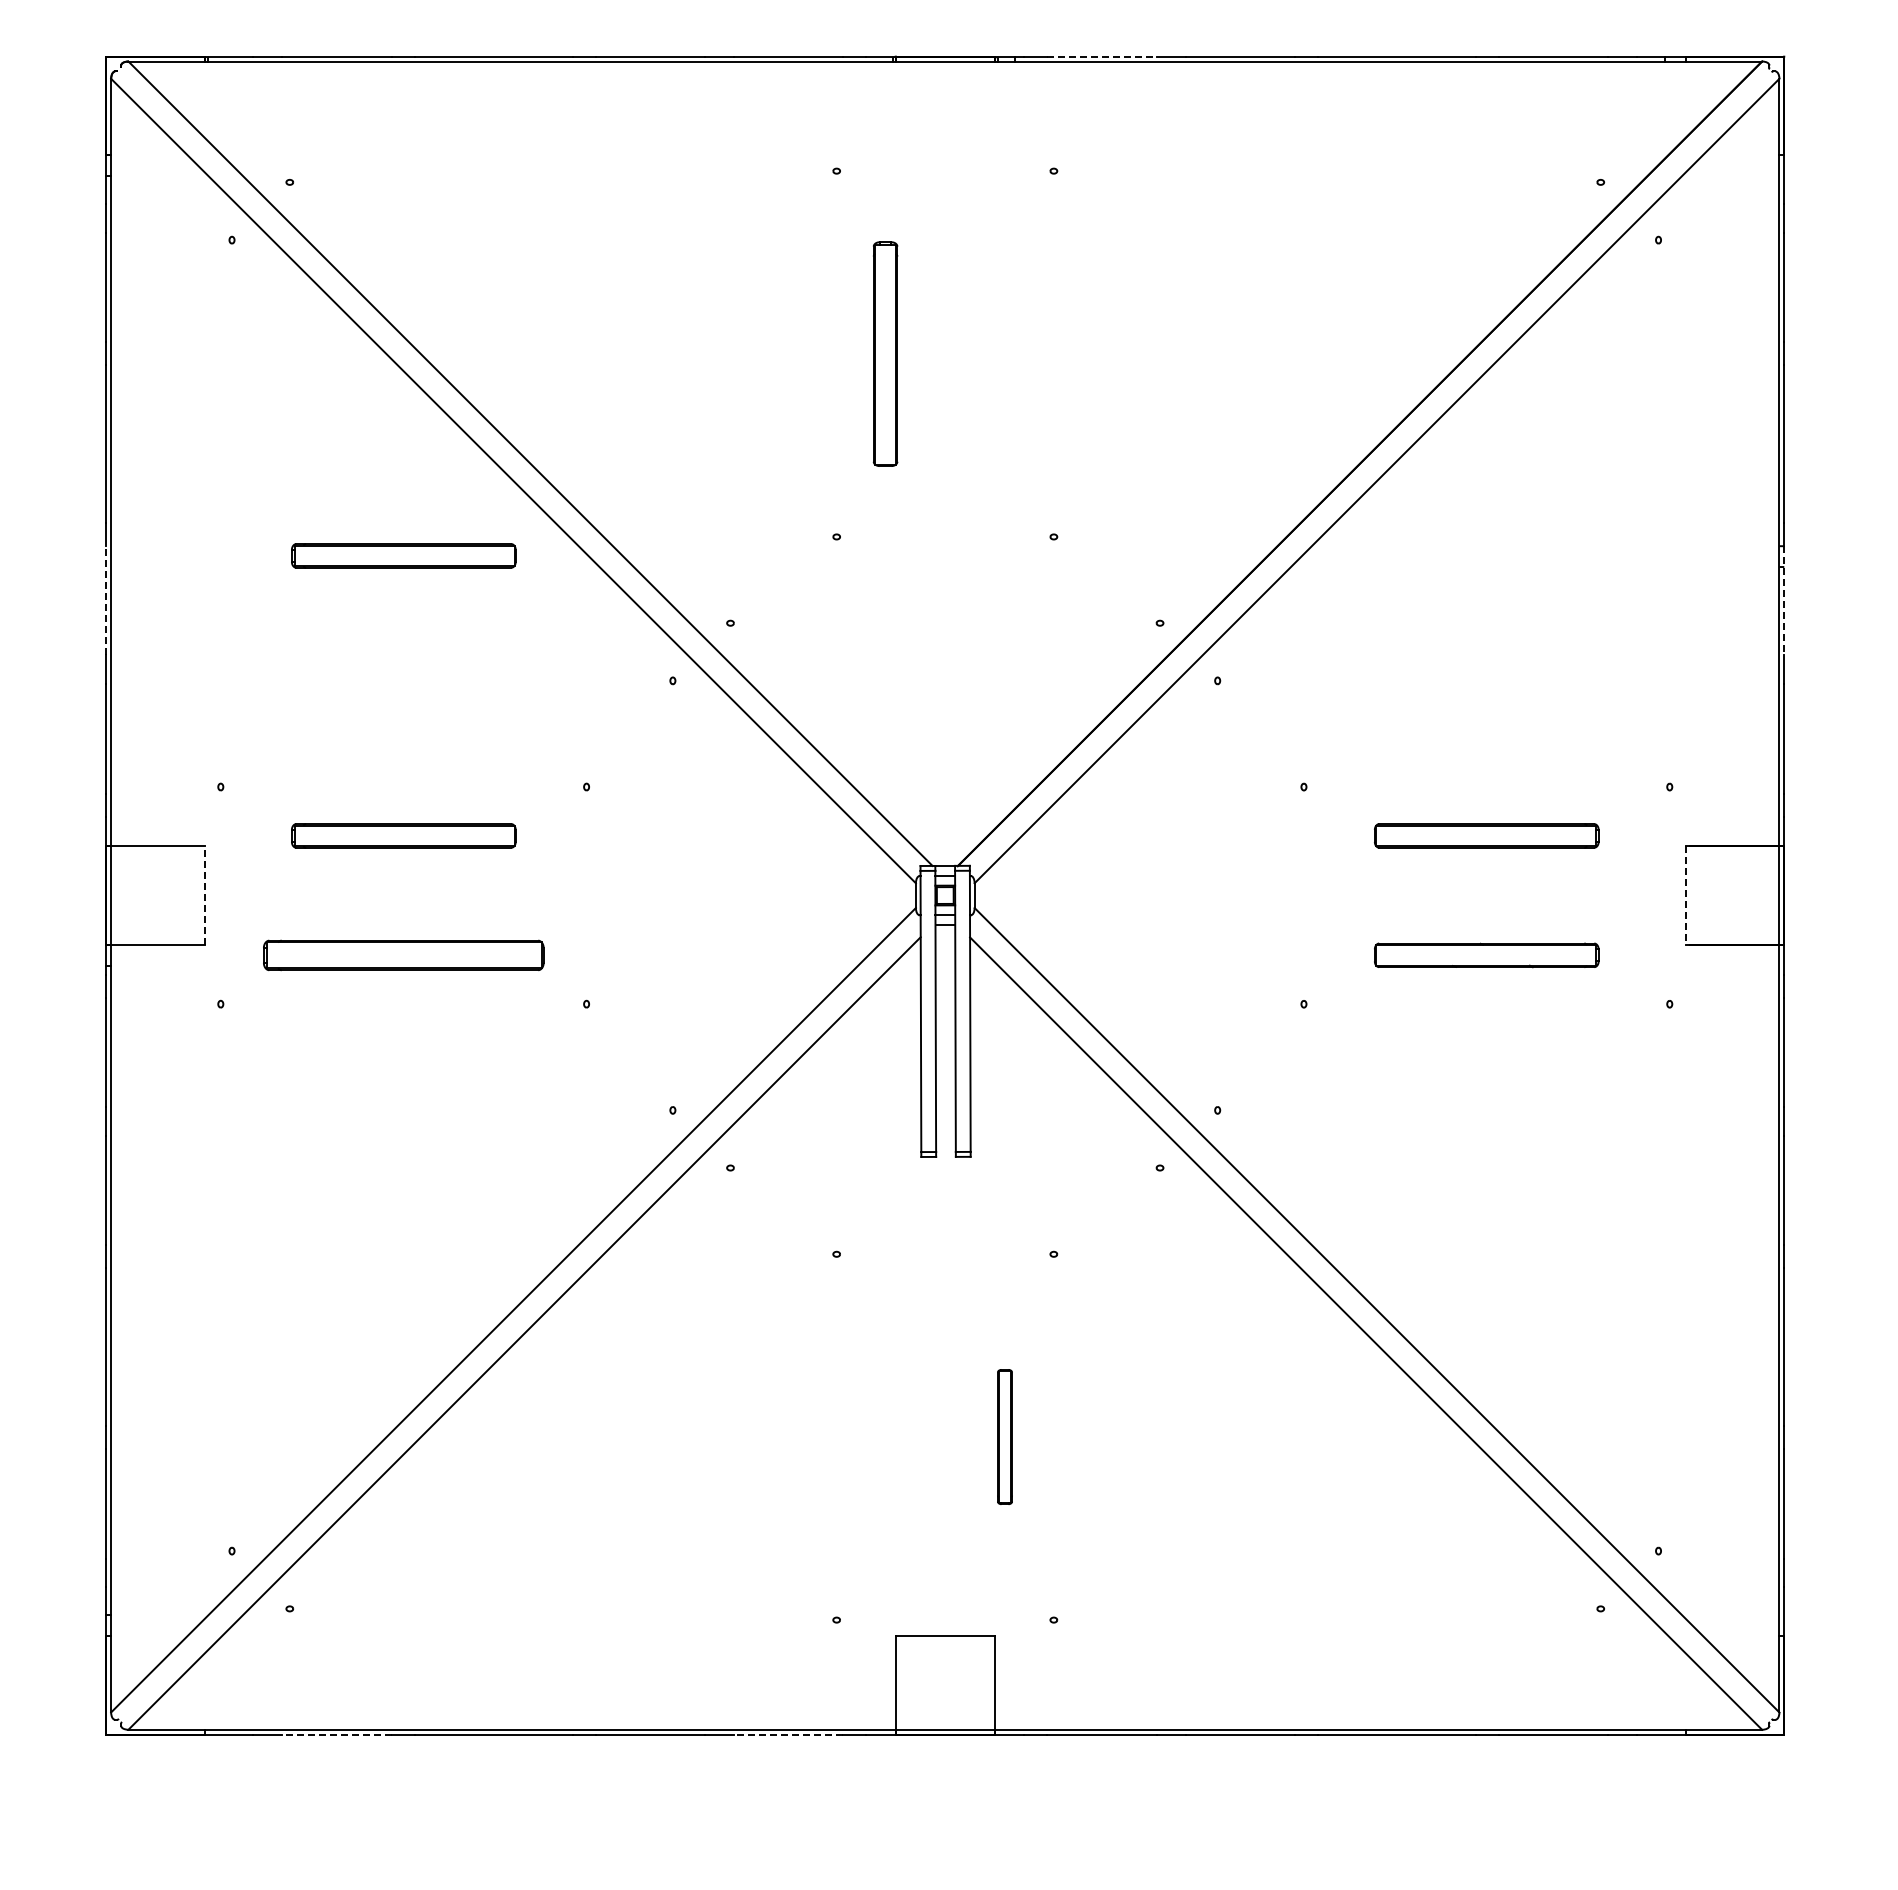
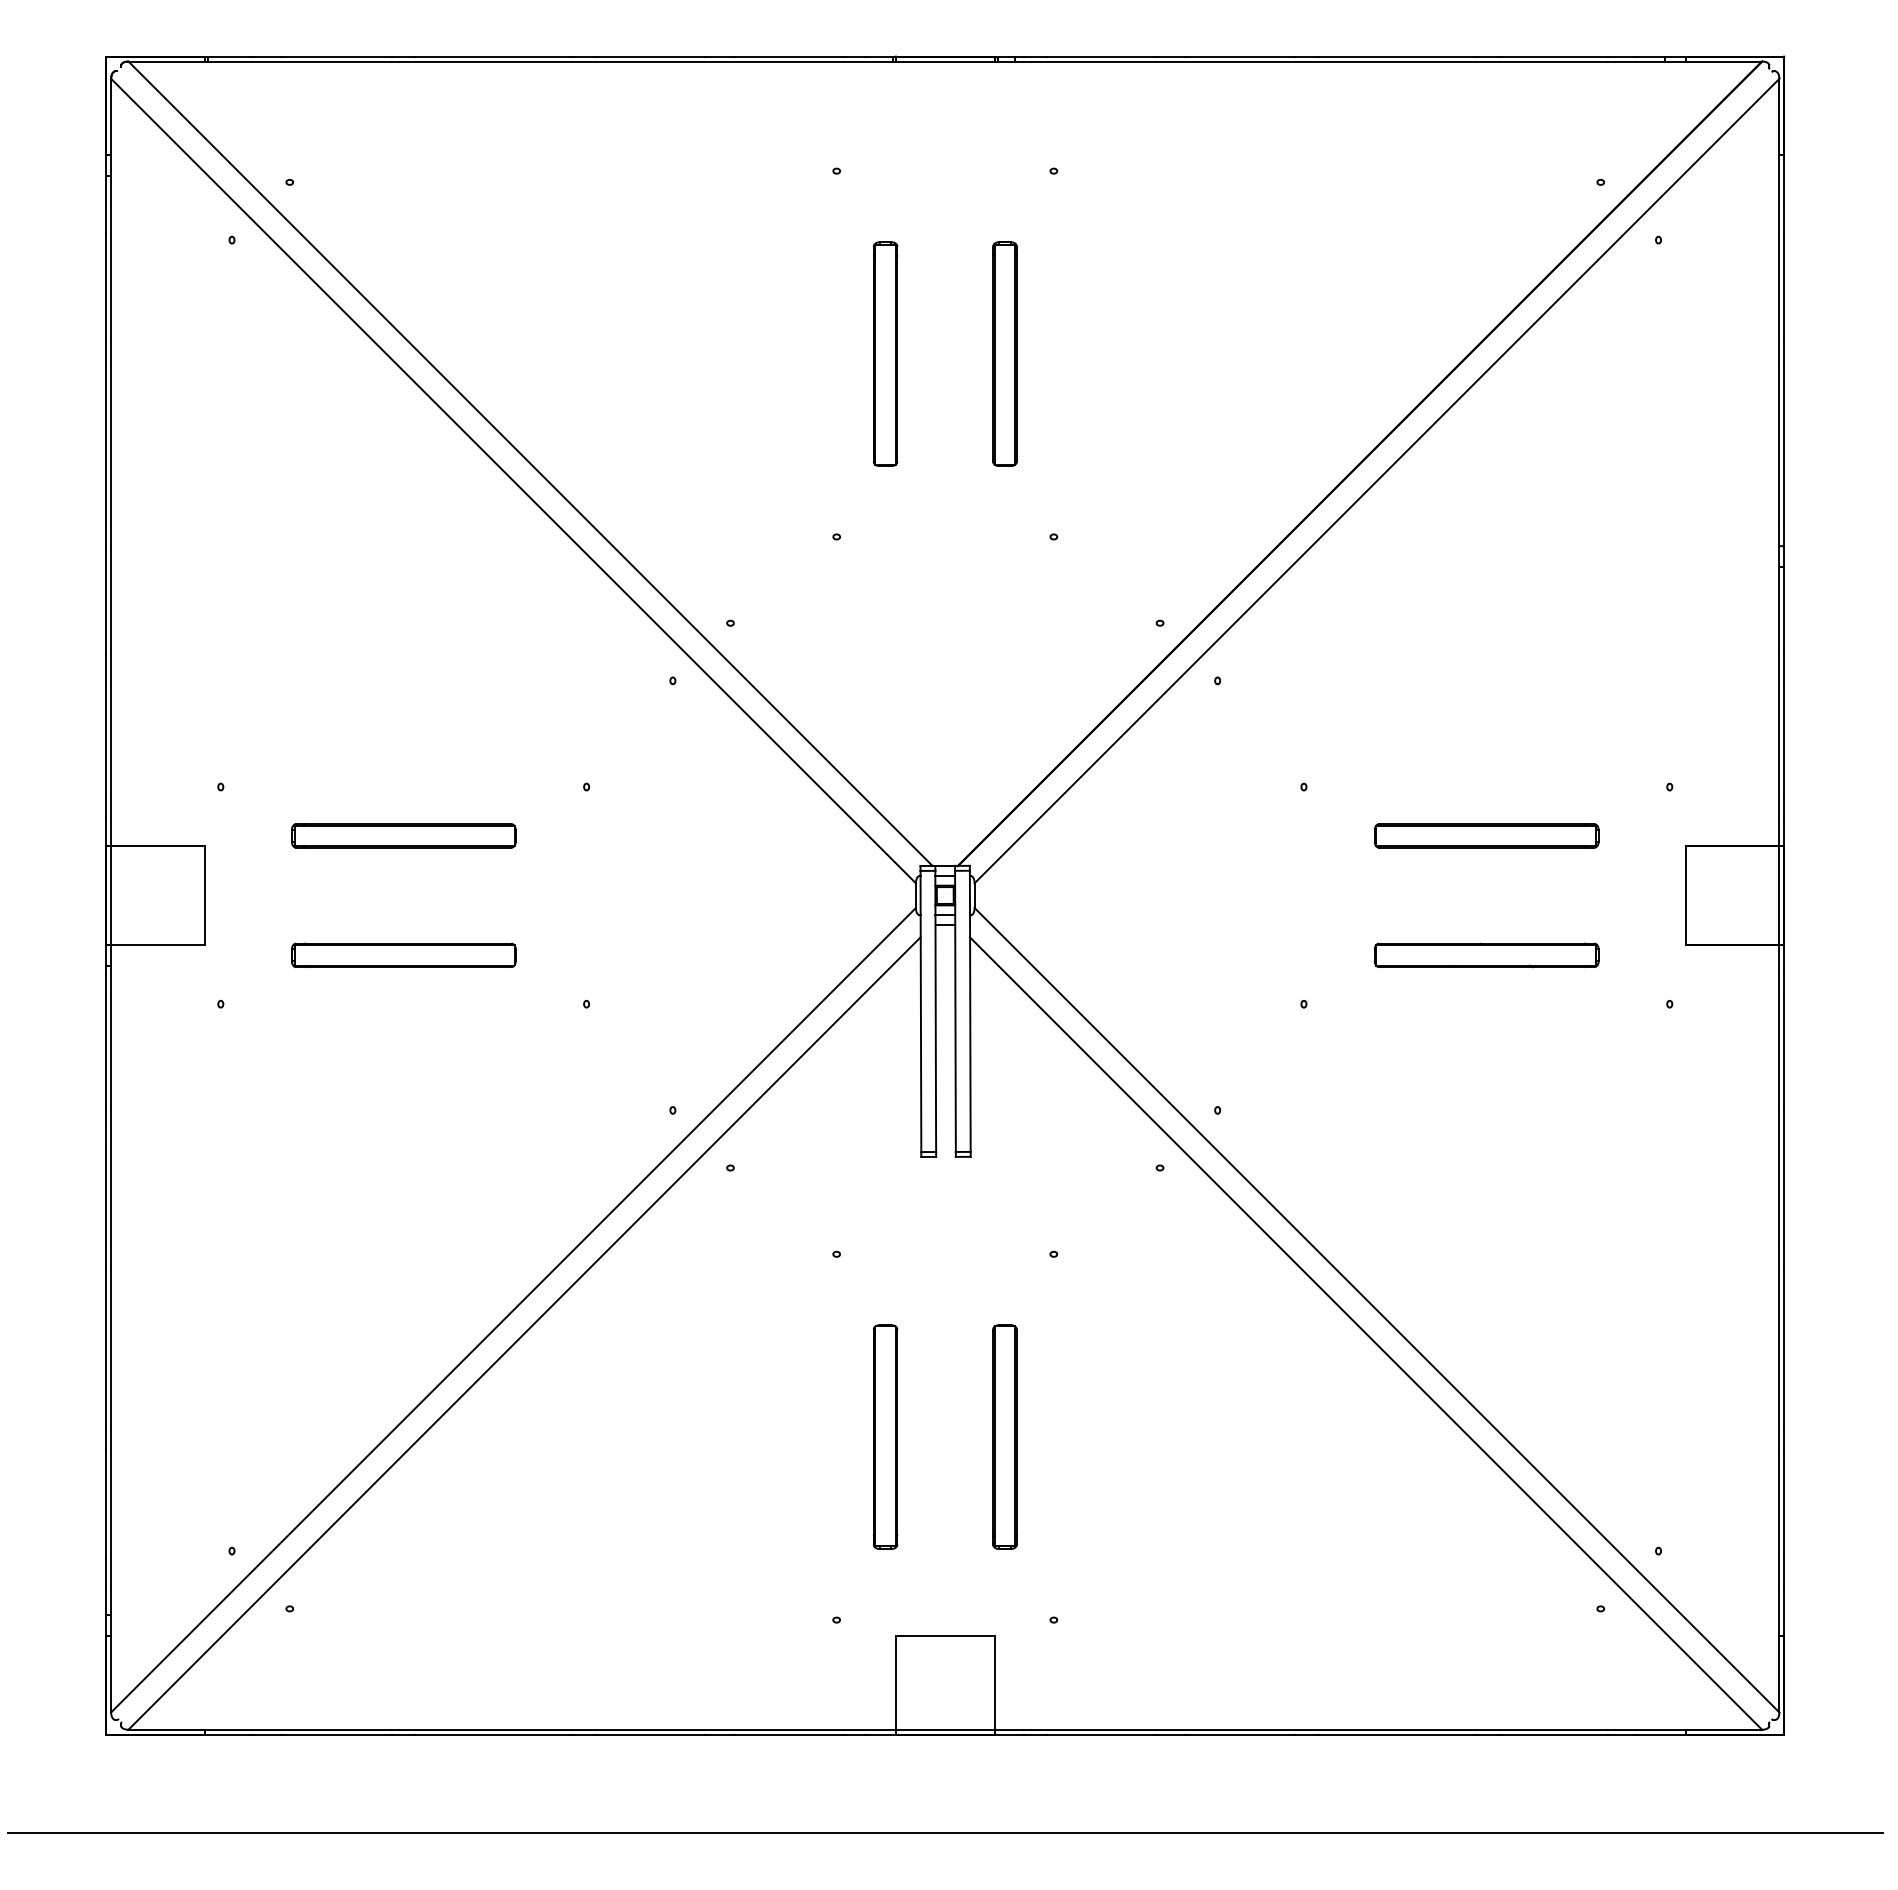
line: dashed -> solid (1101, 56)
part: none -> present (1004, 353)
part: present -> none (403, 555)
line: dashed -> solid (106, 600)
line: dashed -> solid (1784, 600)
line: dashed -> solid (204, 895)
line: dashed -> solid (1685, 896)
part size: 282x33 px -> 226x26 px (403, 954)
part: none -> present (885, 1436)
part size: 16x136 px -> 26x226 px (1004, 1436)
line: dashed -> solid (337, 1734)
line: dashed -> solid (788, 1734)
line: none -> present (944, 1833)
